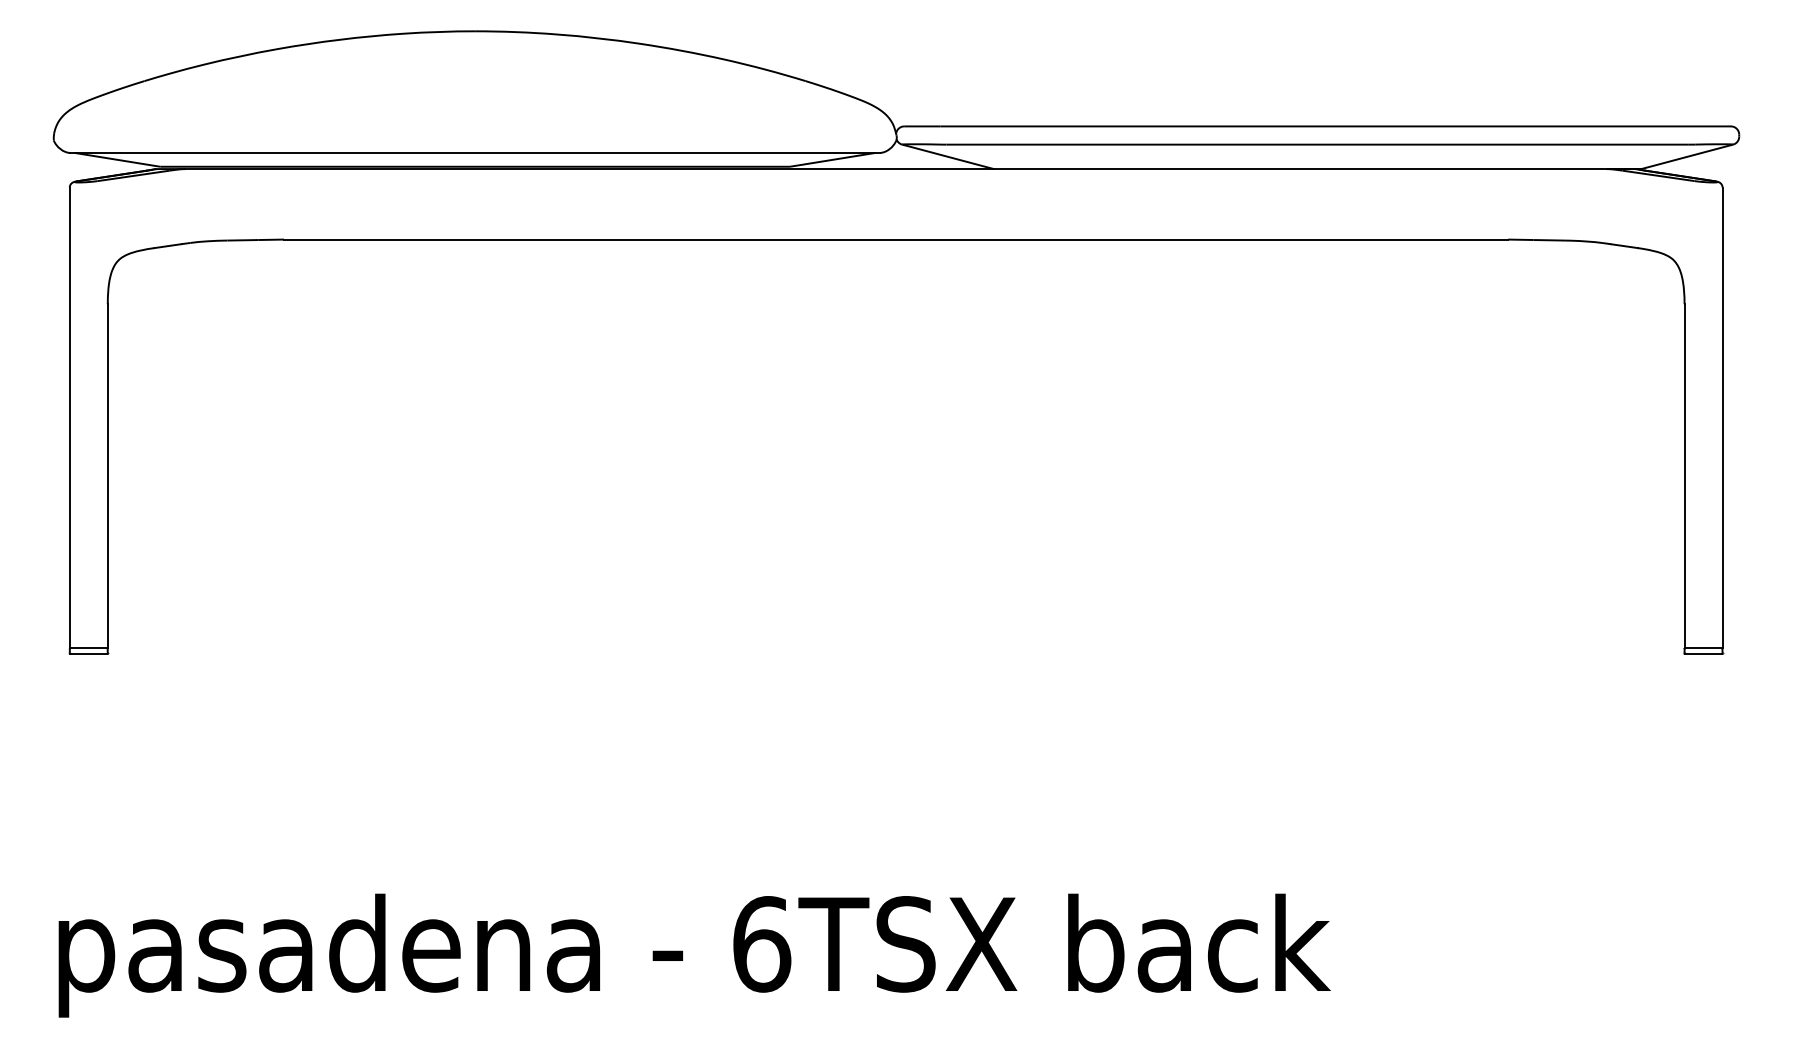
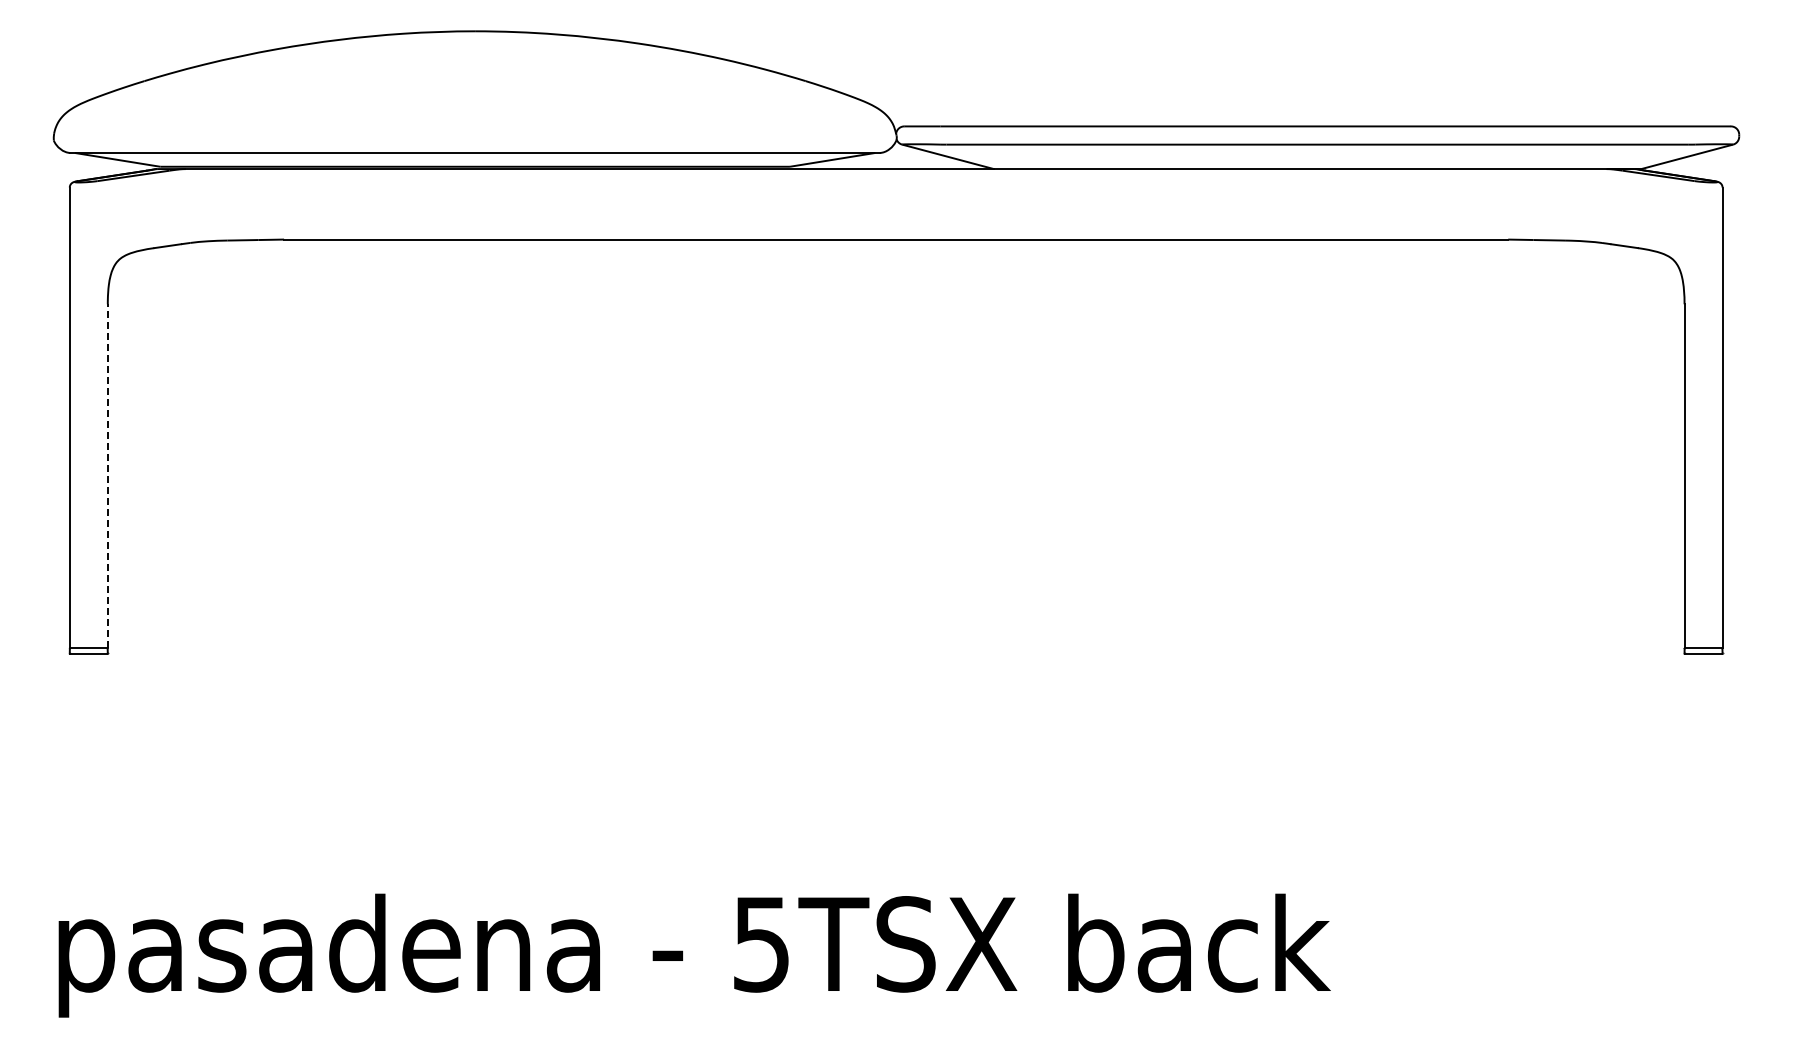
line: solid -> dashed (107, 476)
text: 6TSX -> 5TSX (762, 944)
